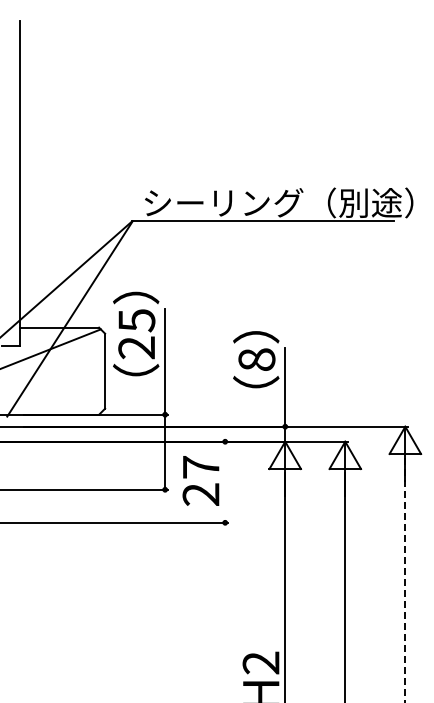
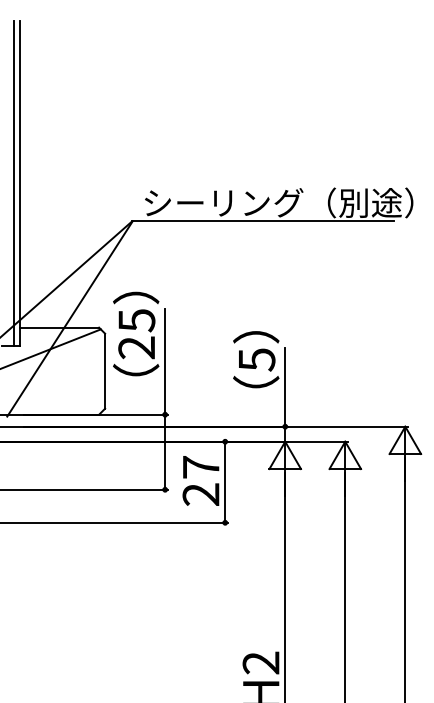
line: none -> present (13, 183)
text: 8 -> 5 (256, 359)
line: none -> present (225, 481)
line: dashed -> solid (405, 580)
